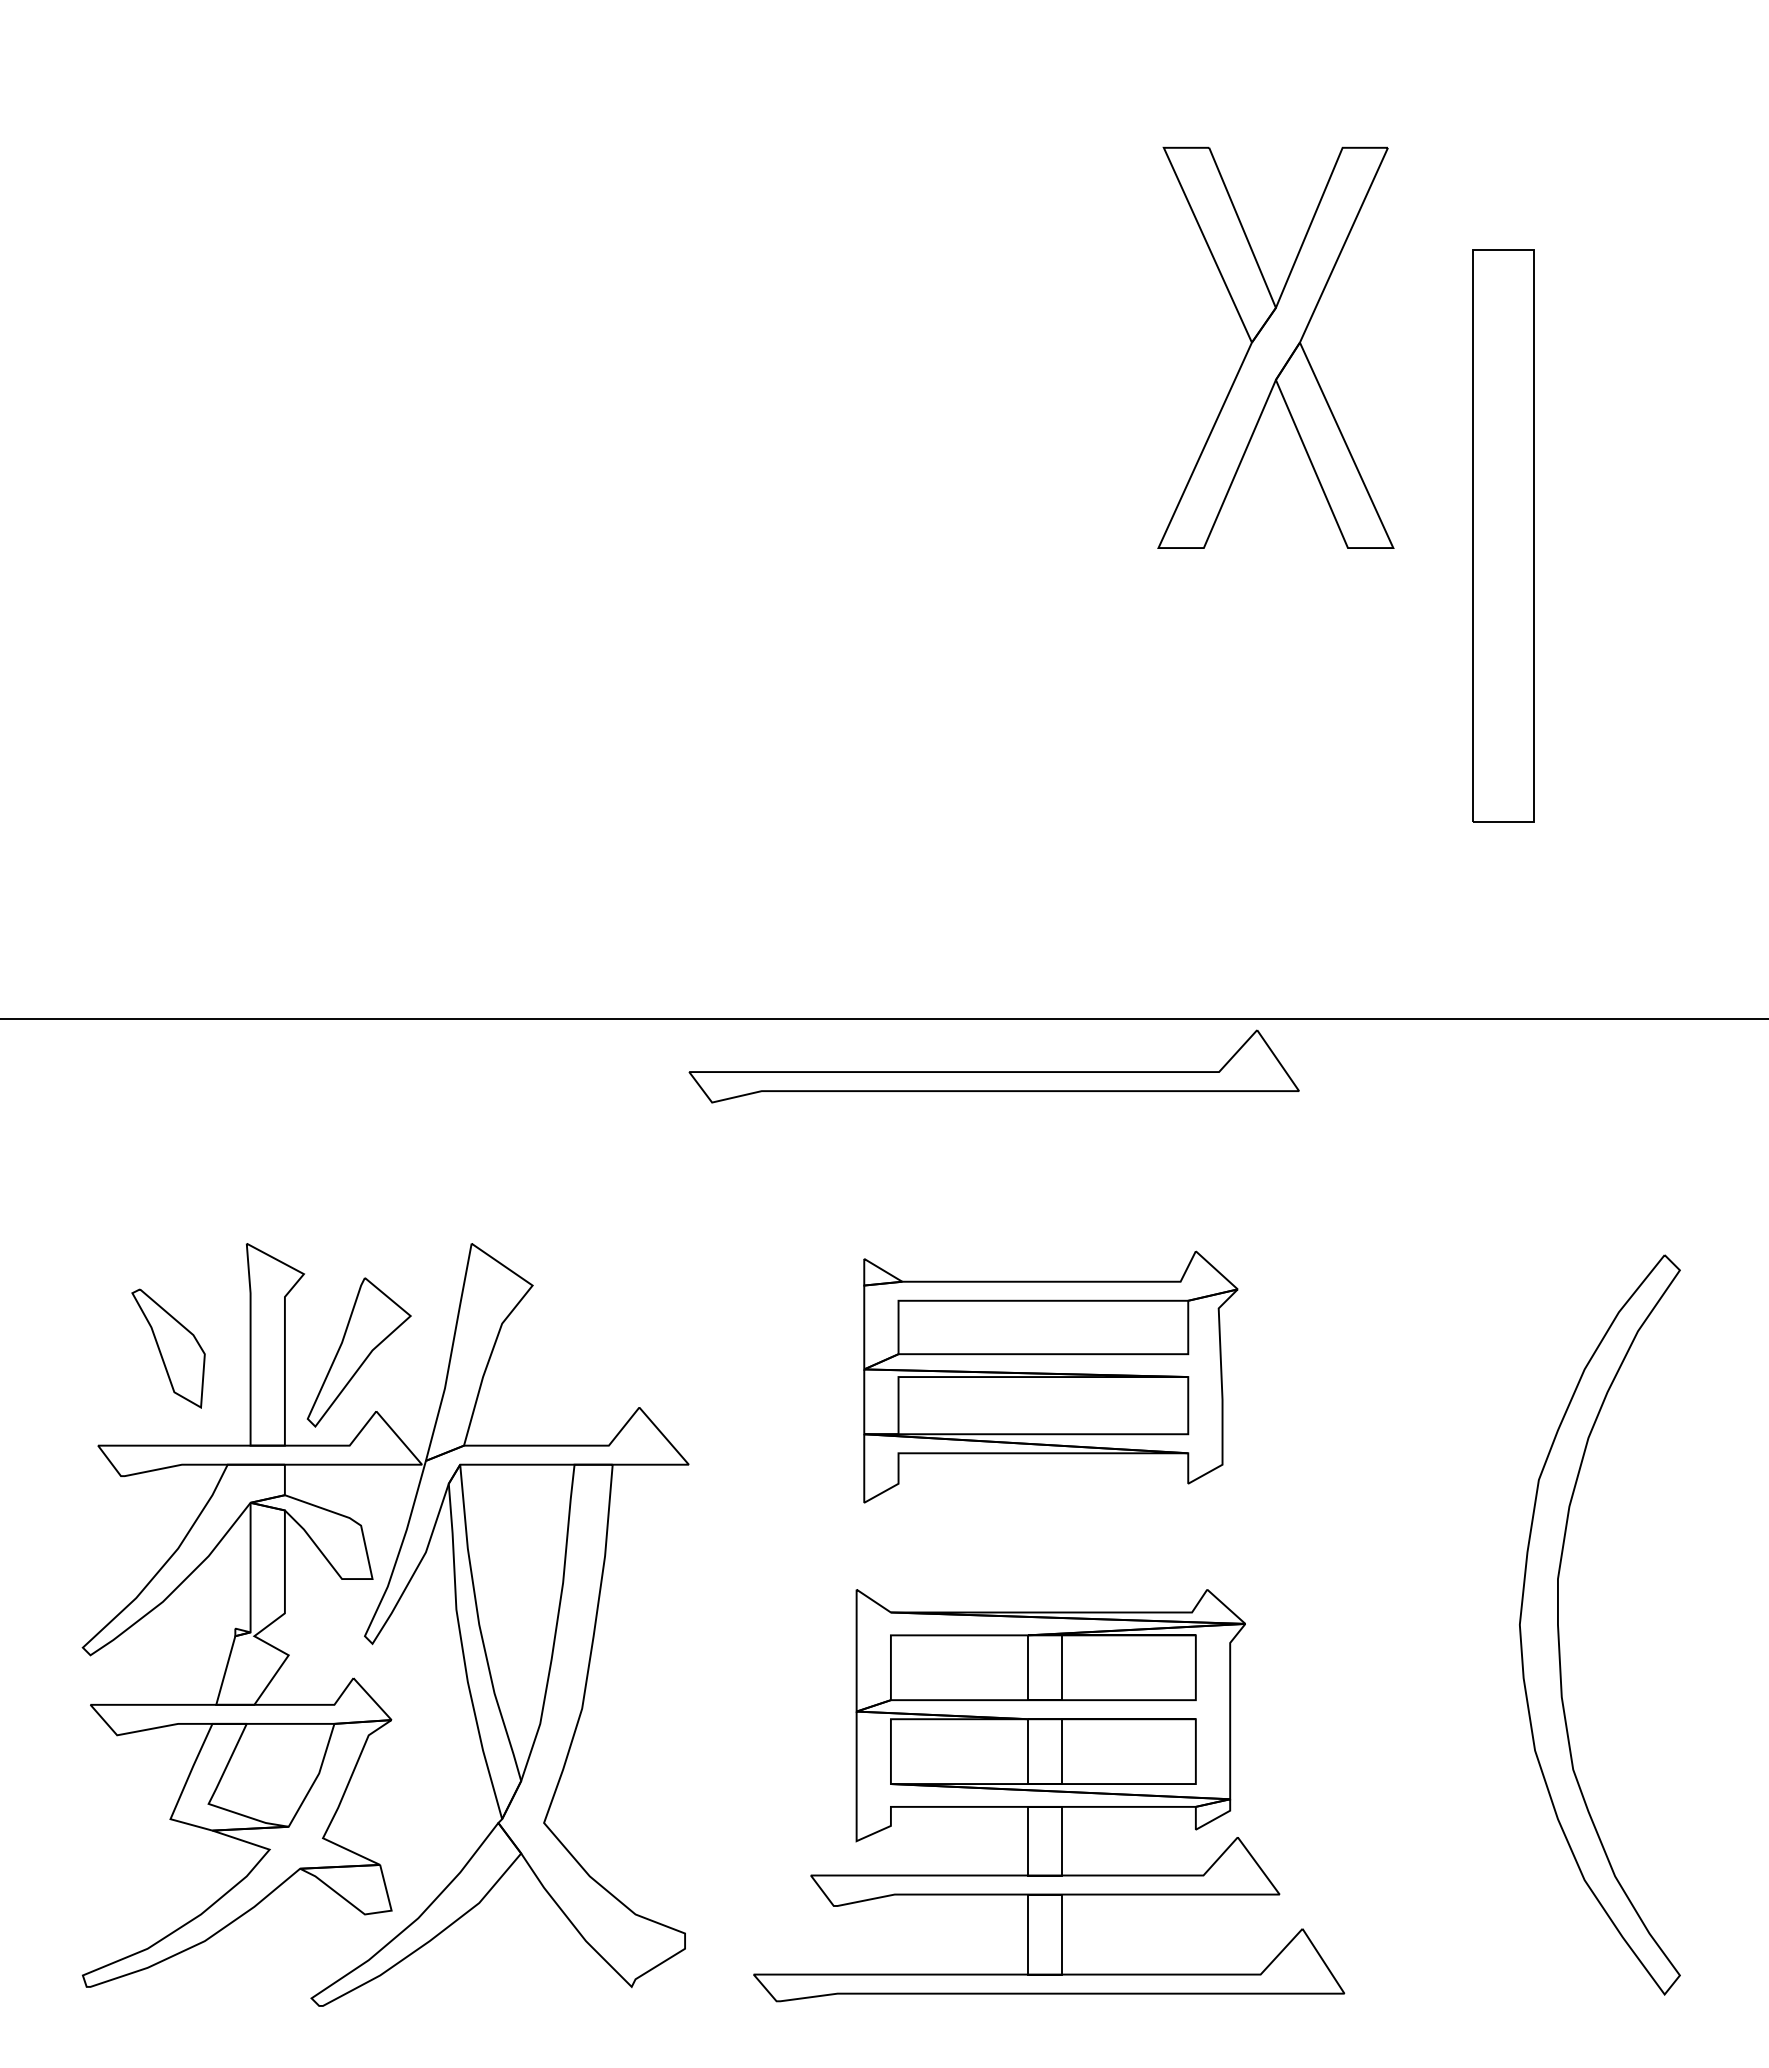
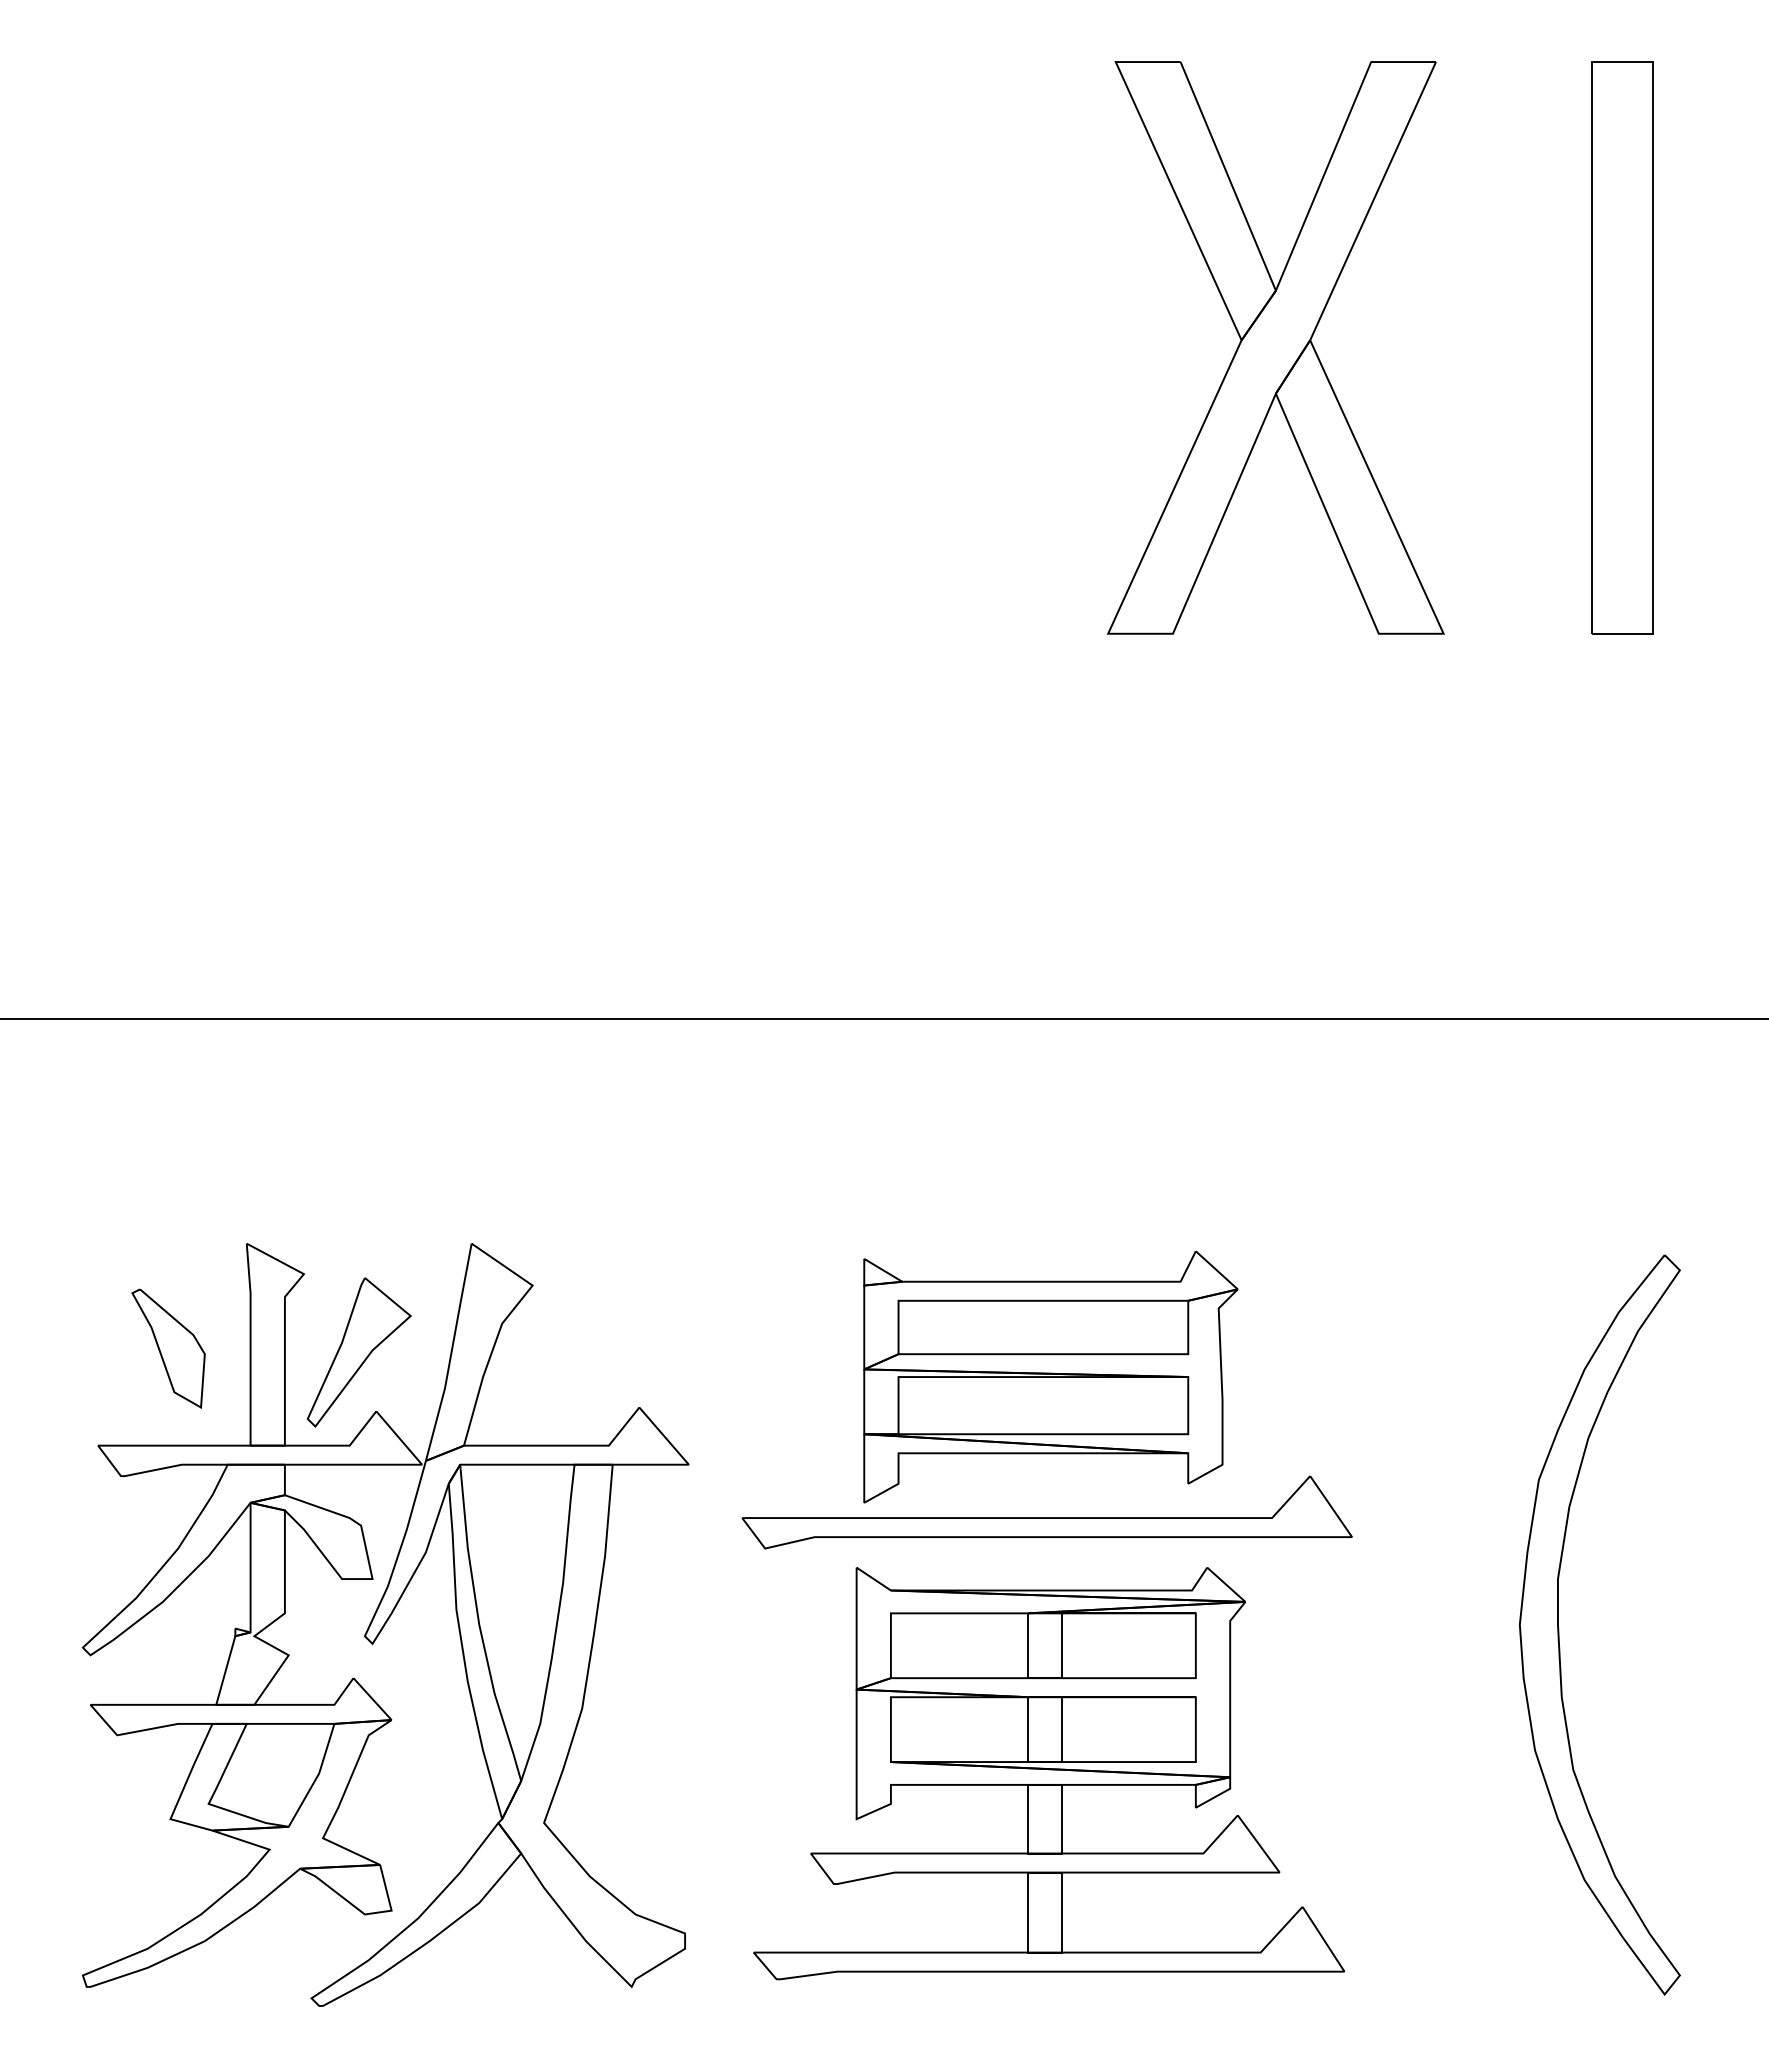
part size: 238x403 px -> 338x574 px (1275, 347)
part position: (1503, 535) -> (1622, 347) (1622, 347)
part position: (993, 1066) -> (1046, 1512) (1046, 1512)
part position: (1049, 1795) -> (1049, 1773) (1049, 1773)
